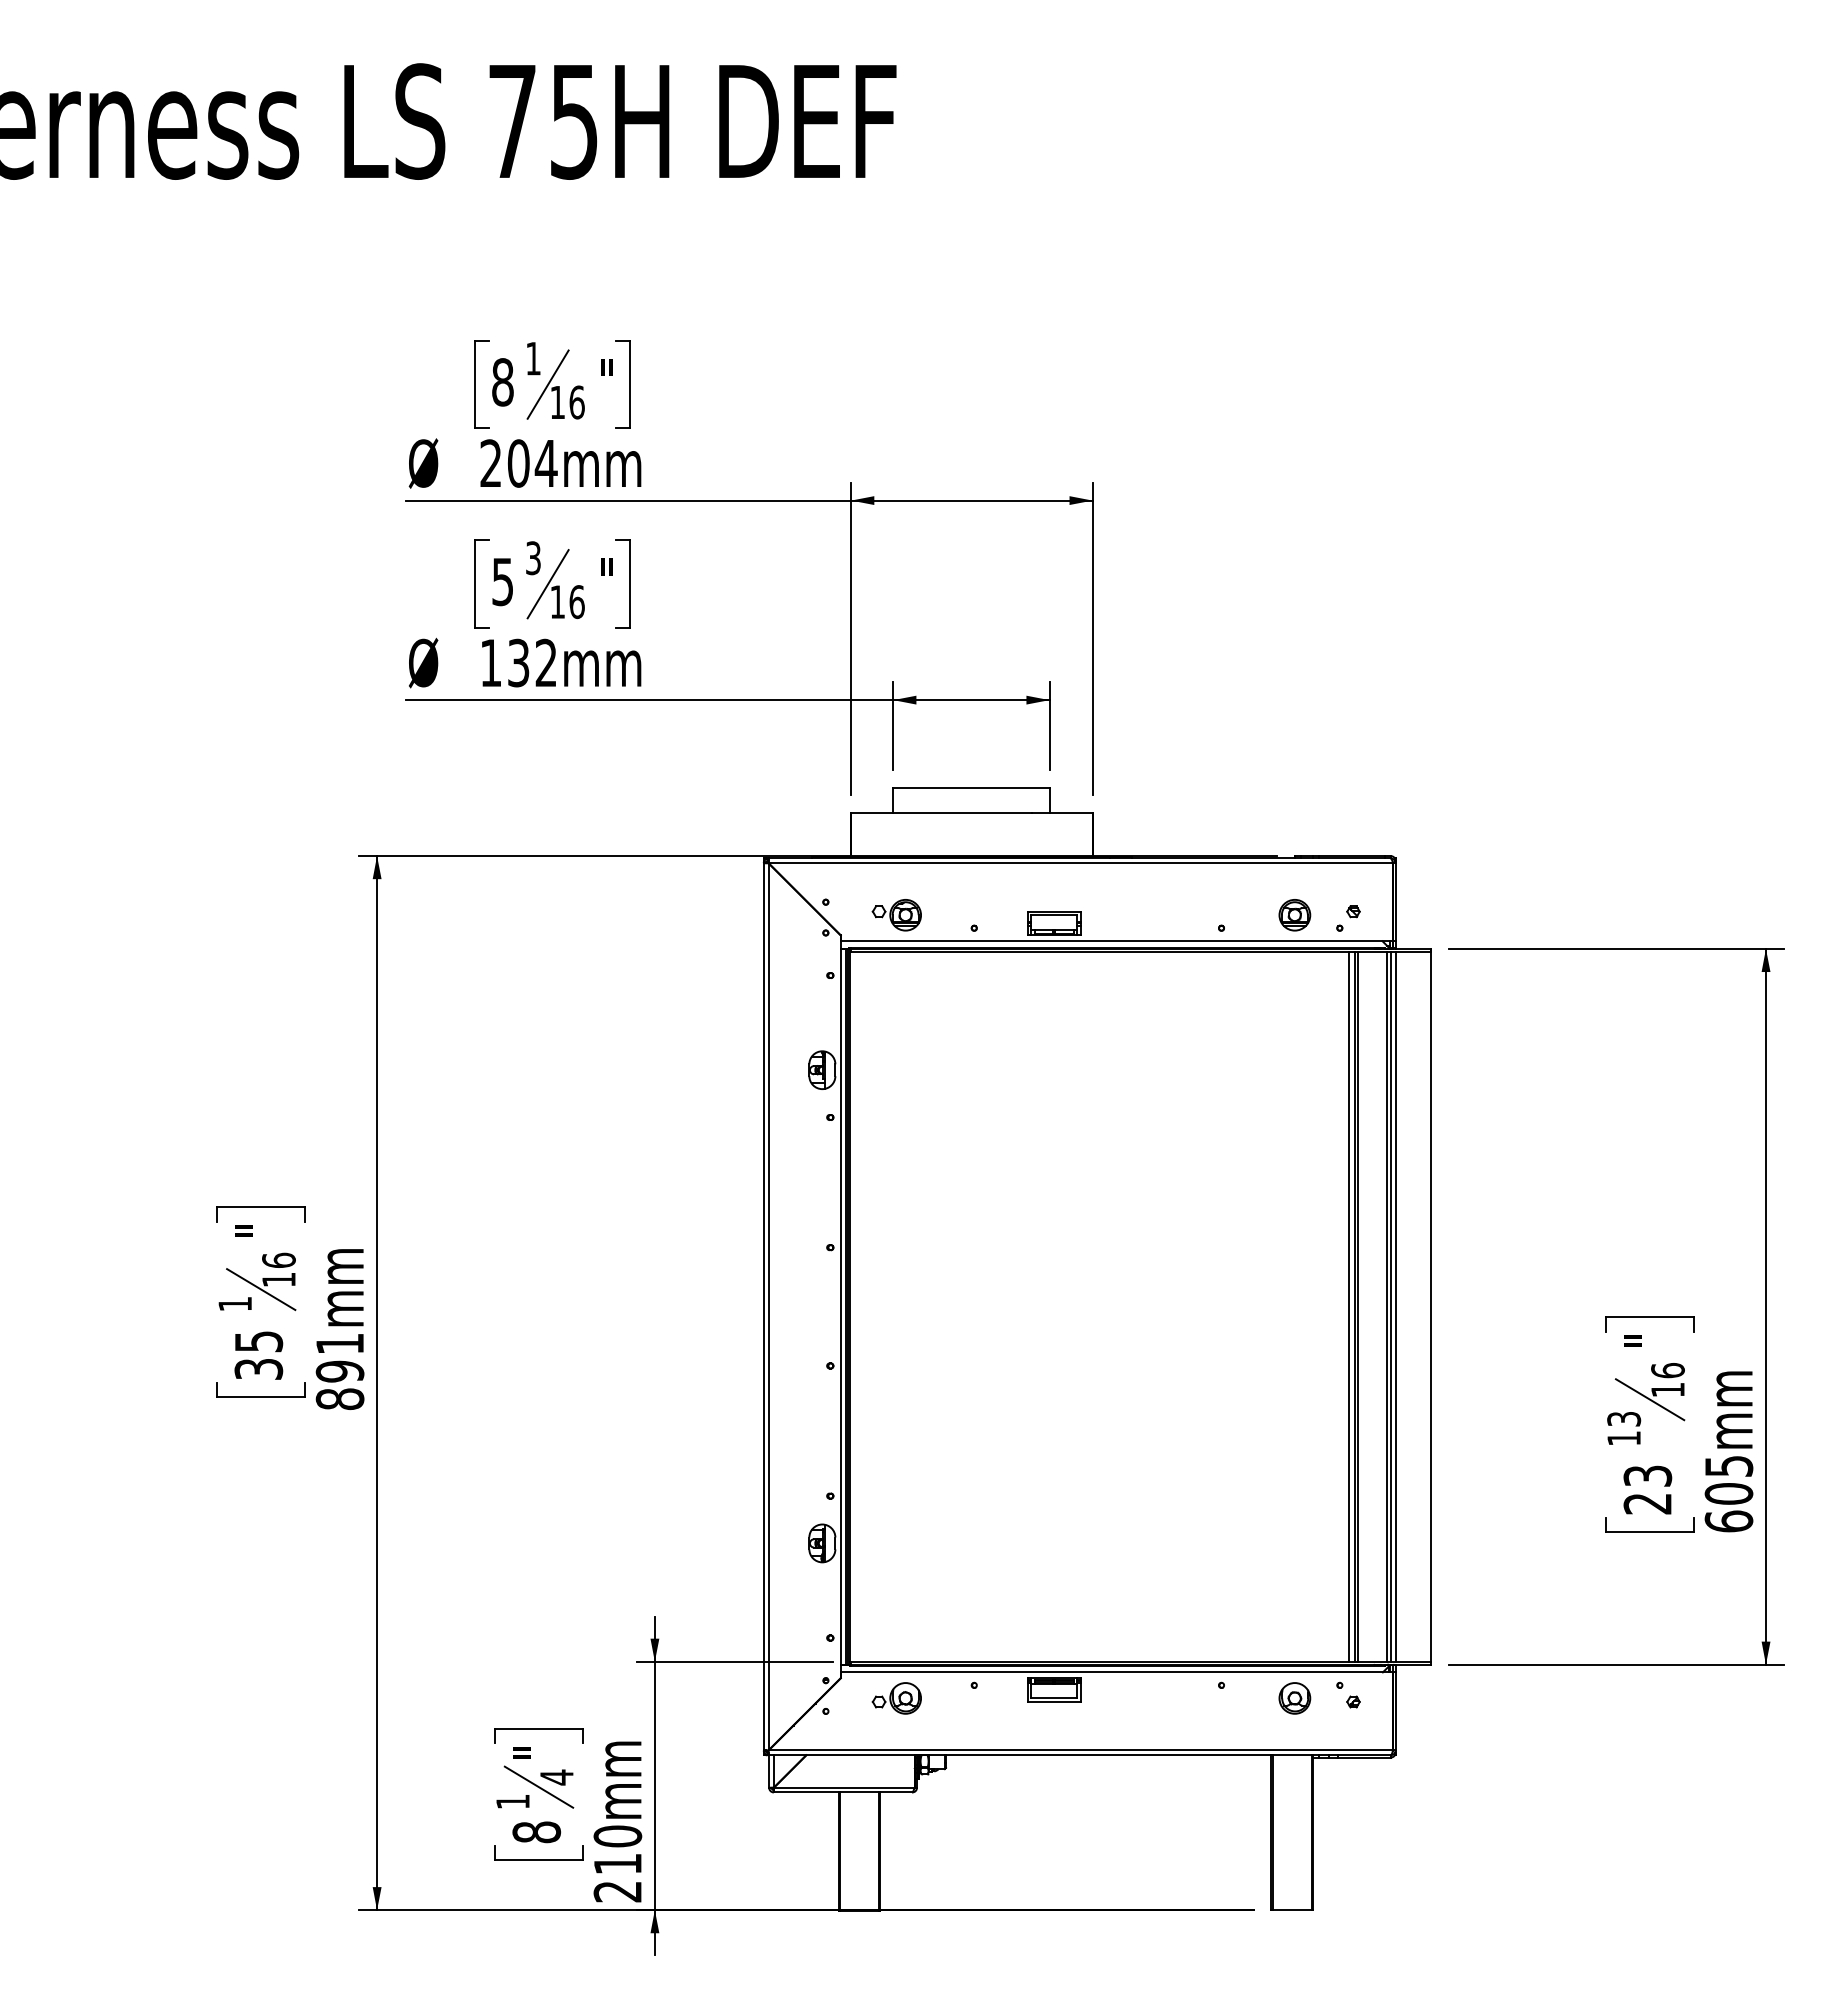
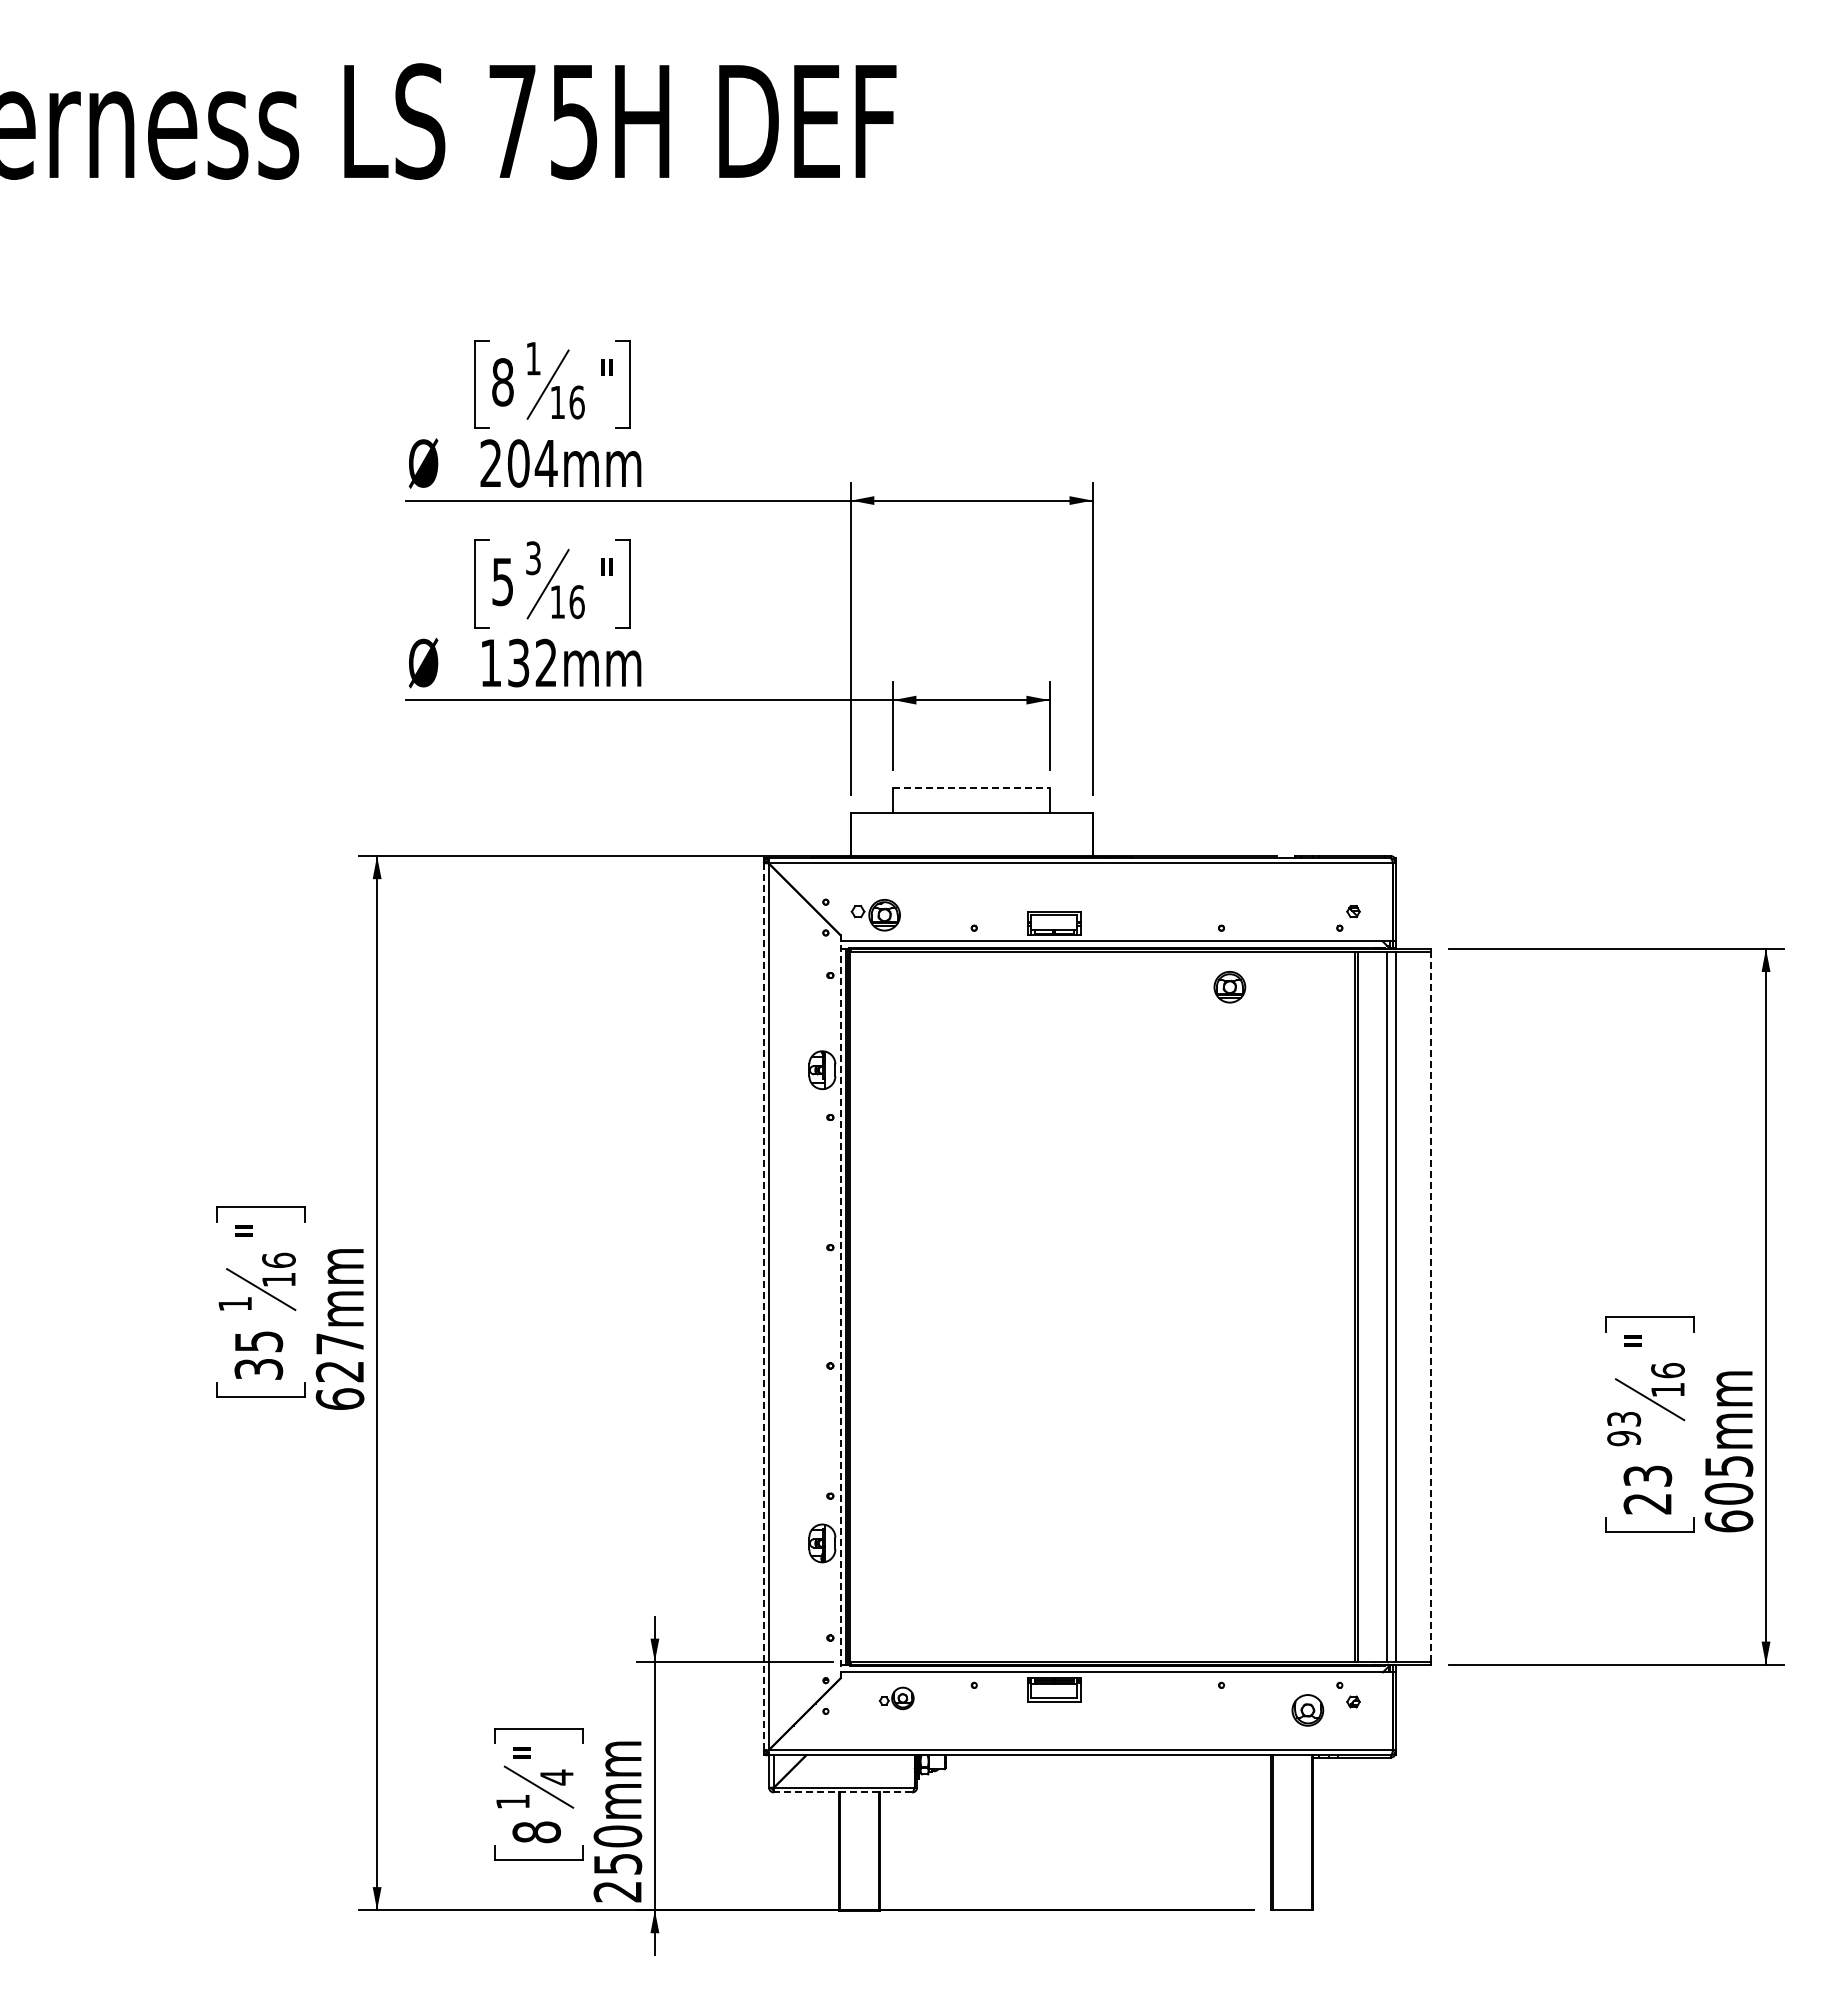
line: solid -> dashed (971, 788)
part position: (896, 915) -> (875, 915) (875, 915)
part position: (1294, 915) -> (1229, 987) (1229, 987)
line: solid -> dashed (1431, 1304)
line: solid -> dashed (763, 1306)
line: solid -> dashed (840, 1306)
line: present -> none (1348, 1306)
line: present -> none (1390, 1306)
text: 891mm -> 627mm (339, 1371)
text: 13 -> 93 (1624, 1438)
part size: 51x33 px -> 37x25 px (896, 1698)
part position: (1294, 1698) -> (1307, 1710) (1307, 1710)
line: solid -> dashed (842, 1792)
text: 210mm -> 250mm (618, 1864)
